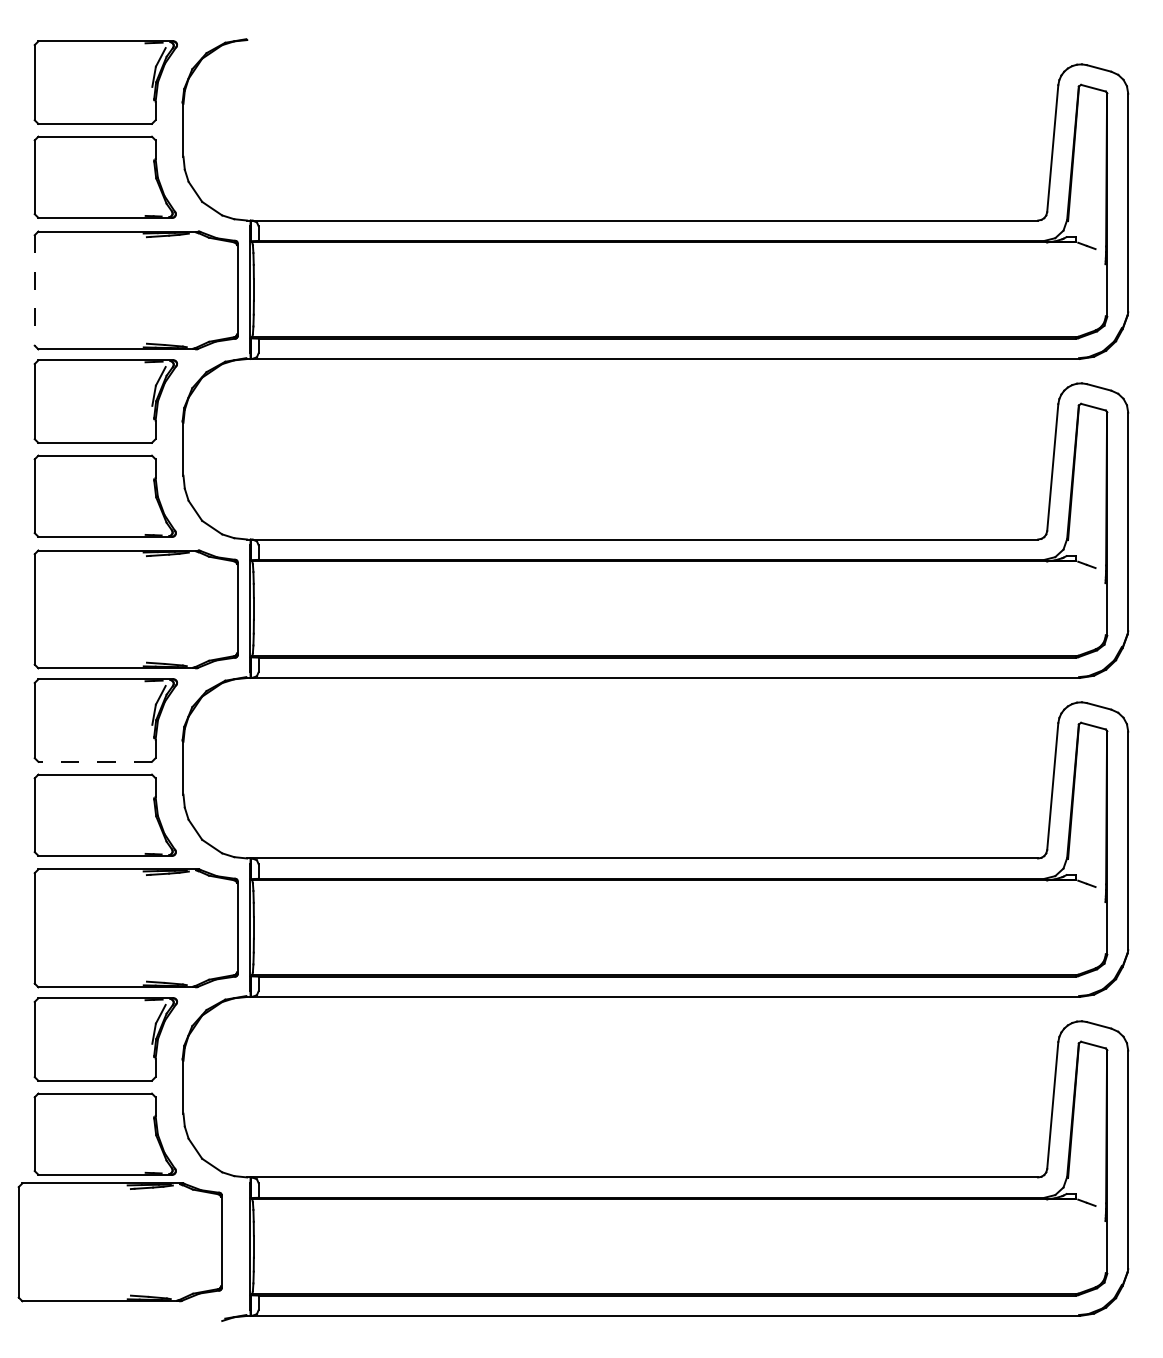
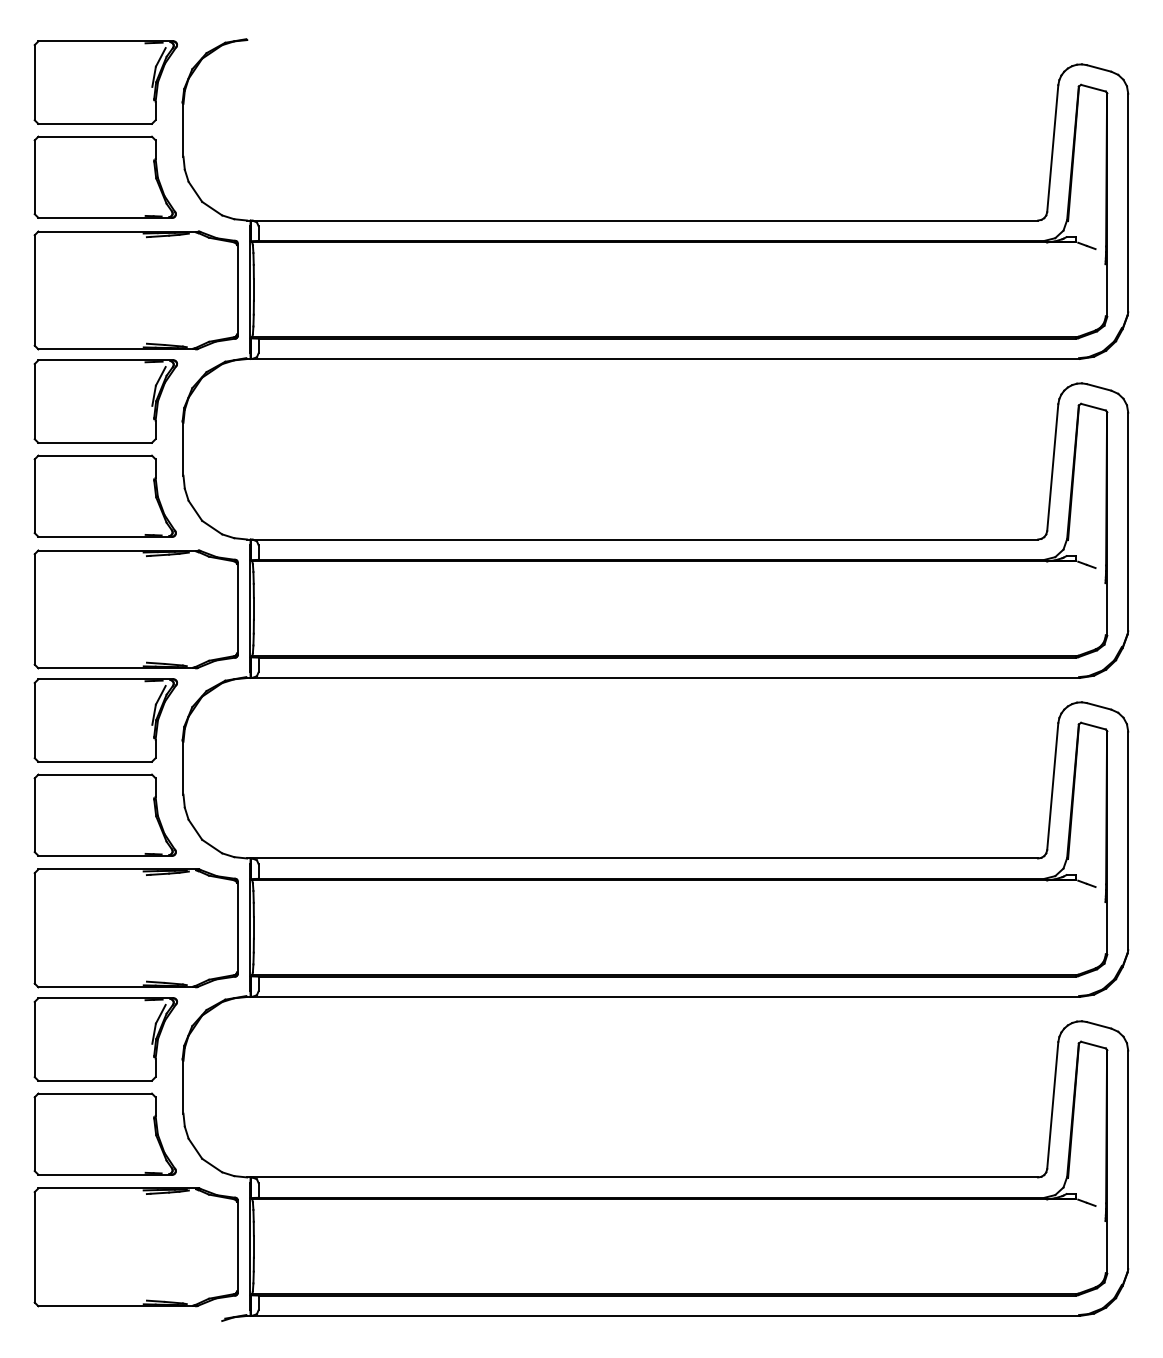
line: dashed -> solid (34, 290)
line: dashed -> solid (95, 761)
part position: (119, 1242) -> (135, 1247) (135, 1247)
